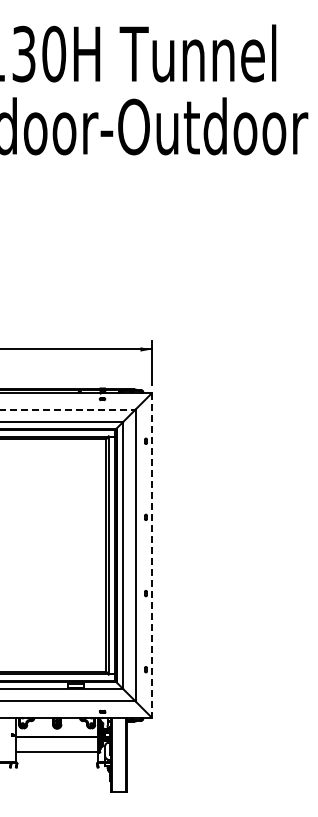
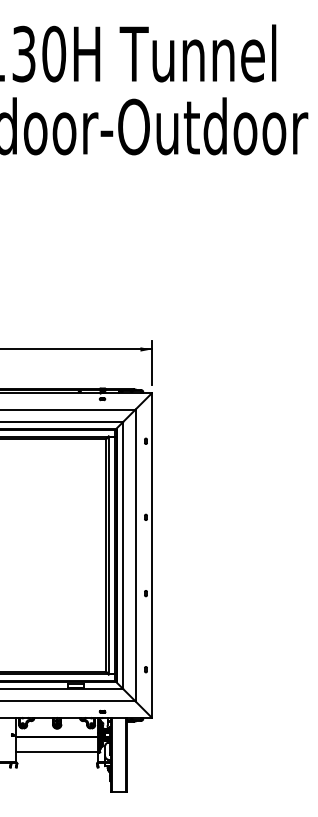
line: dashed -> solid (68, 409)
line: dashed -> solid (151, 556)
